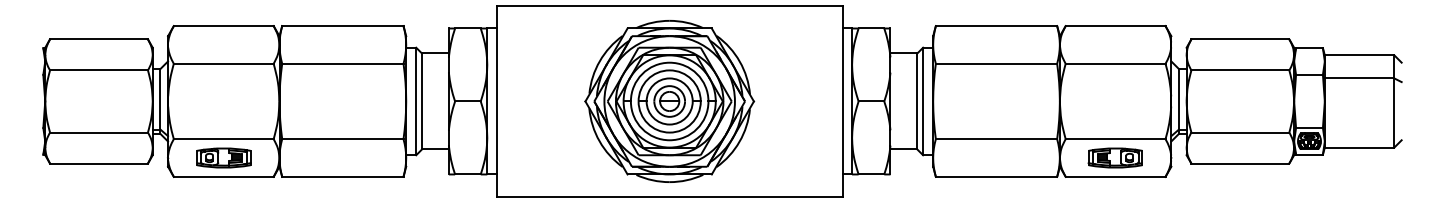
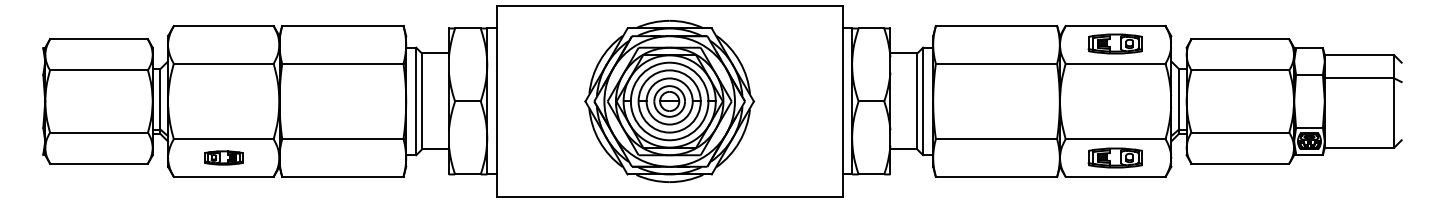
part: none -> present (1114, 43)
part size: 56x22 px -> 40x16 px (223, 157)
